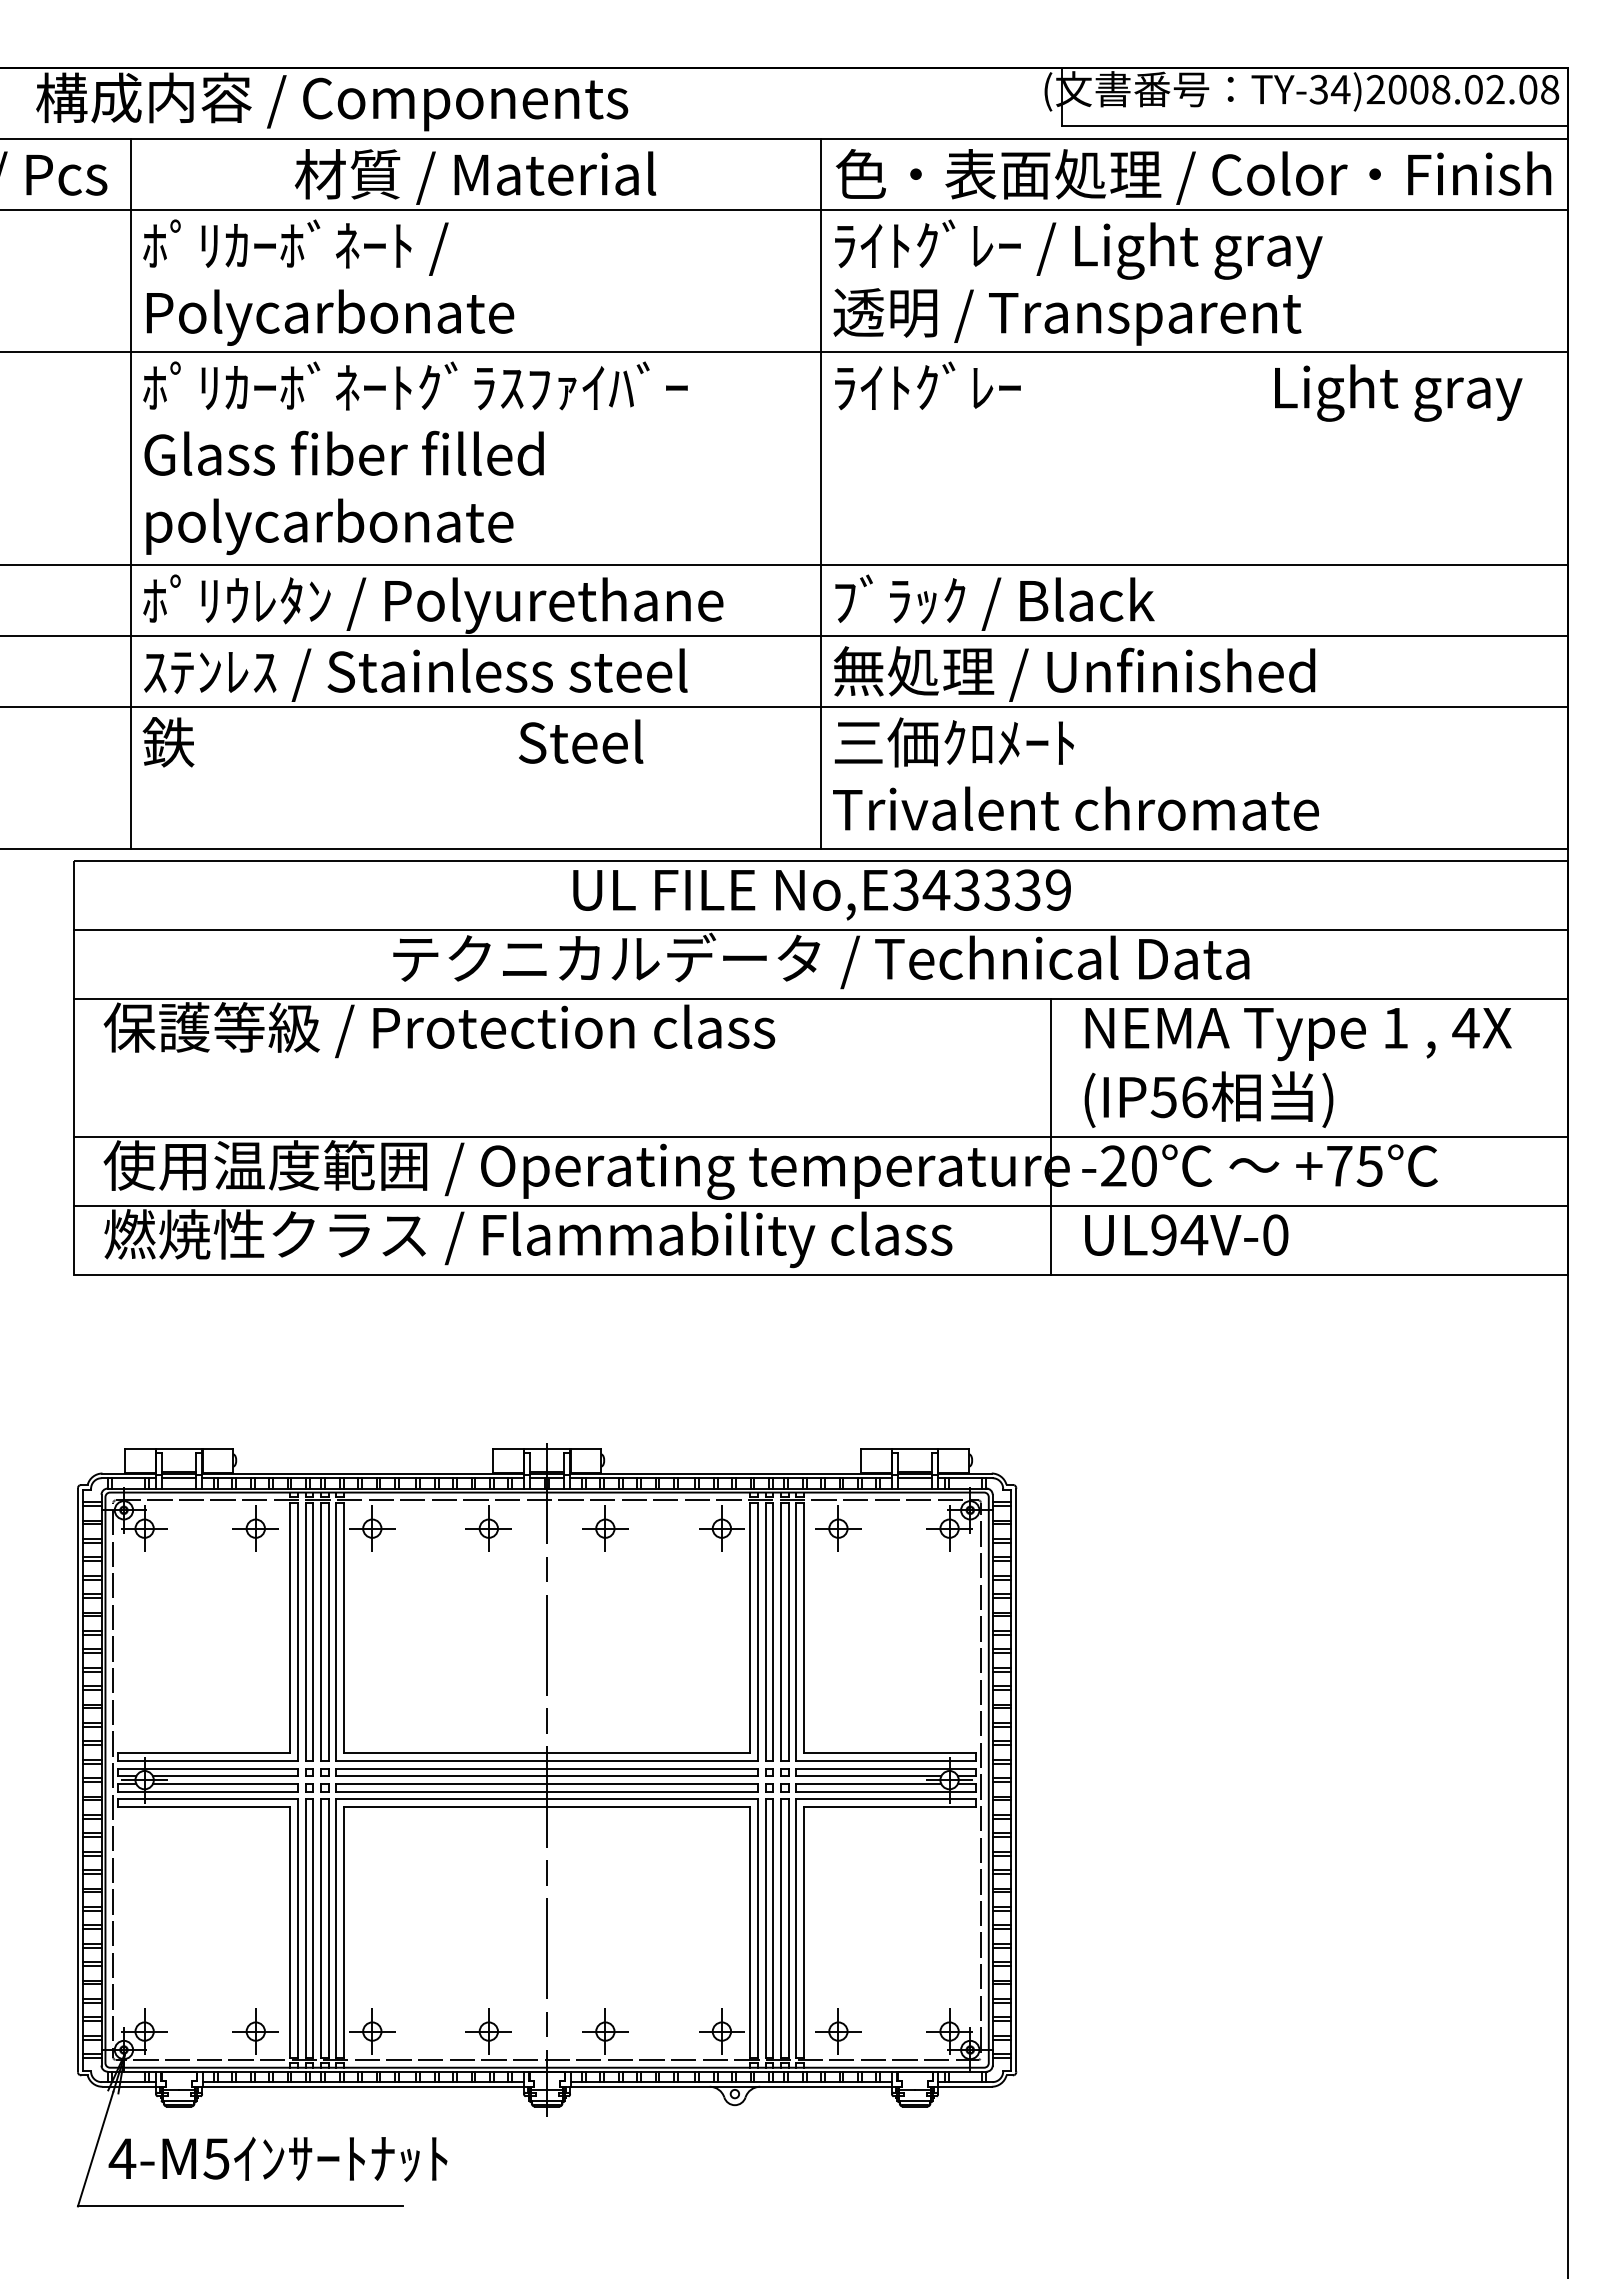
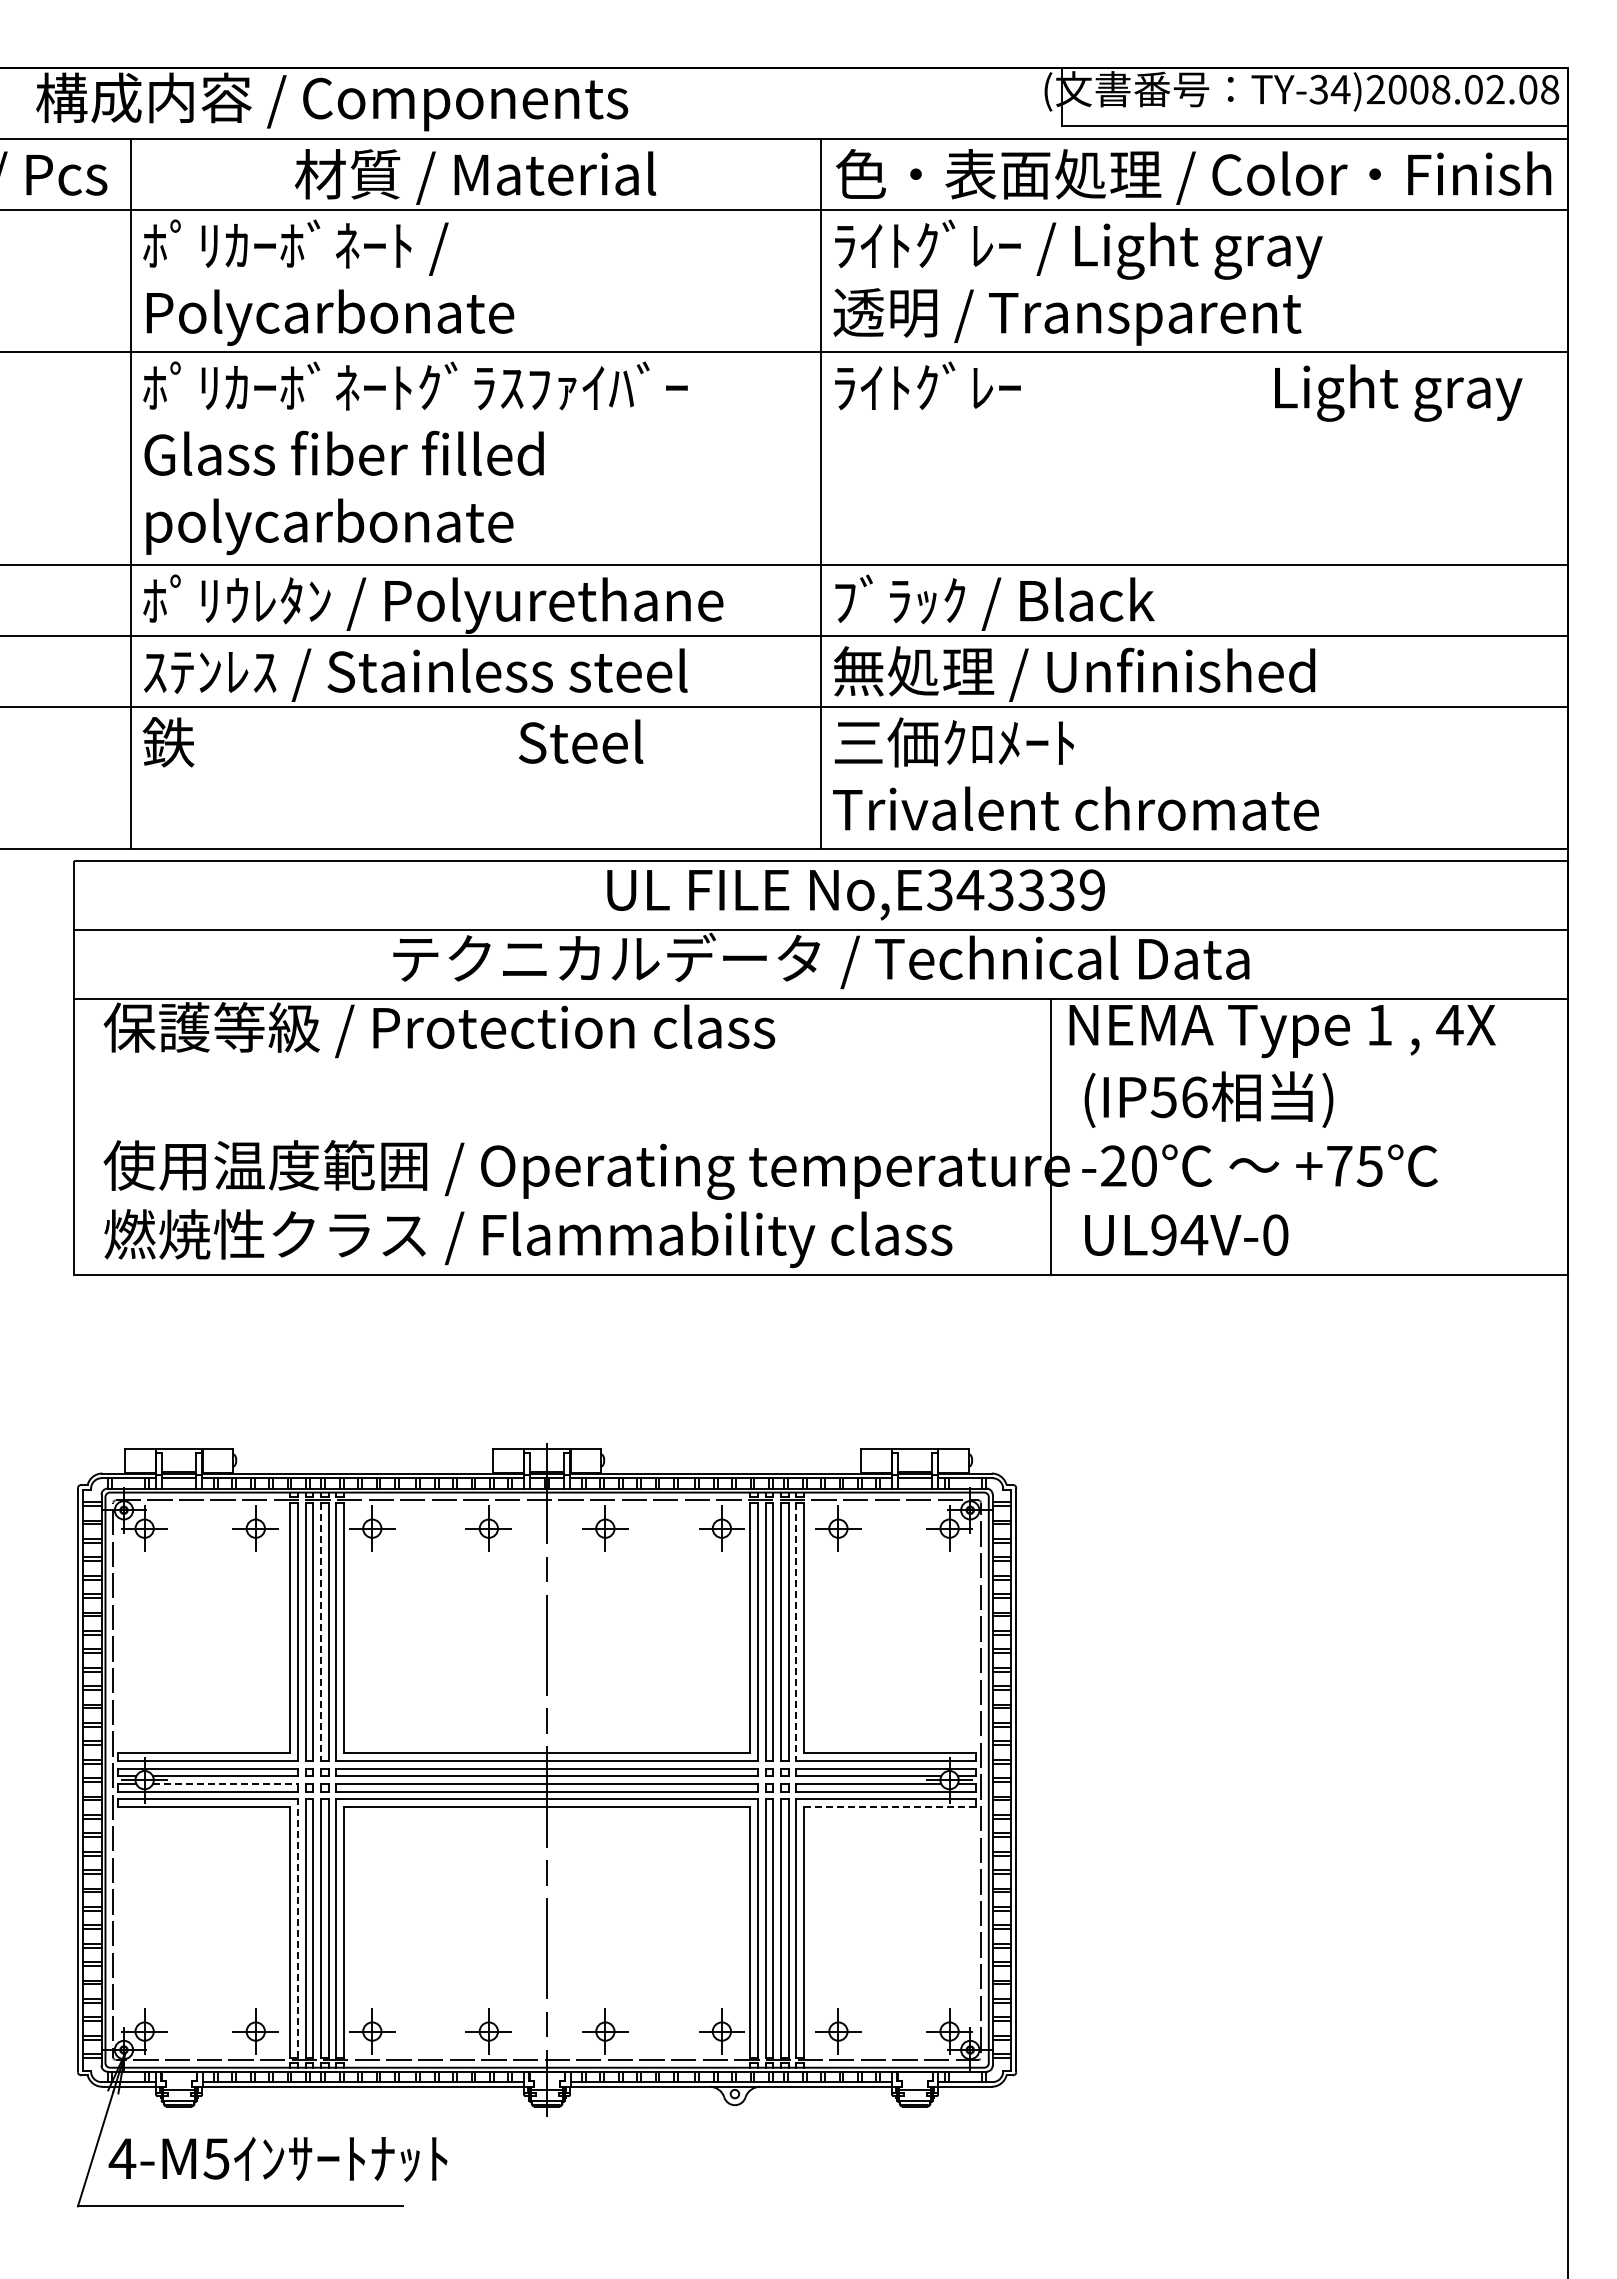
text position: (821, 894) -> (855, 894) (855, 894)
text position: (1298, 1034) -> (1282, 1031) (1282, 1031)
line: present -> none (820, 1136)
line: present -> none (820, 1205)
line: solid -> dashed (320, 1632)
line: solid -> dashed (796, 1632)
line: solid -> dashed (225, 1783)
line: solid -> dashed (889, 1806)
line: solid -> dashed (297, 1928)
